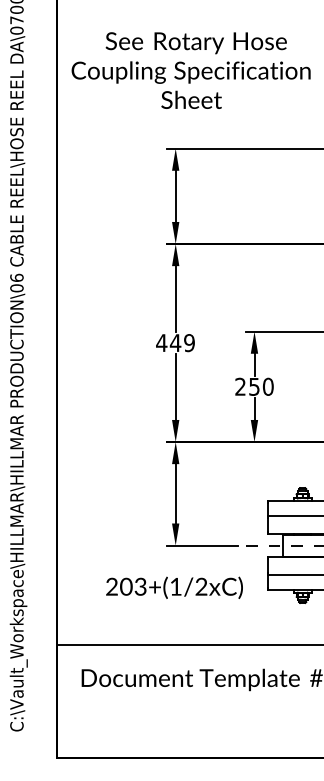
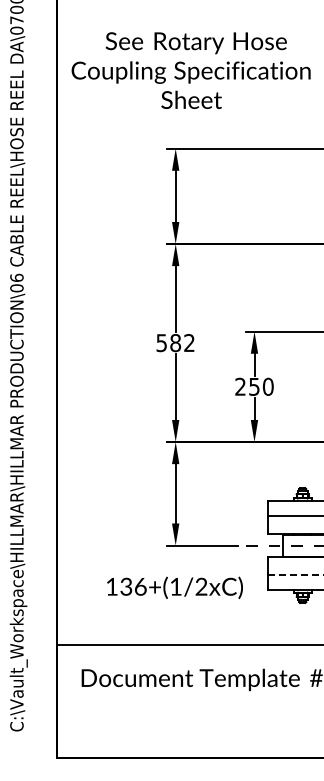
text: 449 -> 582 (175, 343)
line: solid -> dashed (295, 574)
text: 203+(1/2xC) -> 136+(1/2xC) (126, 586)
